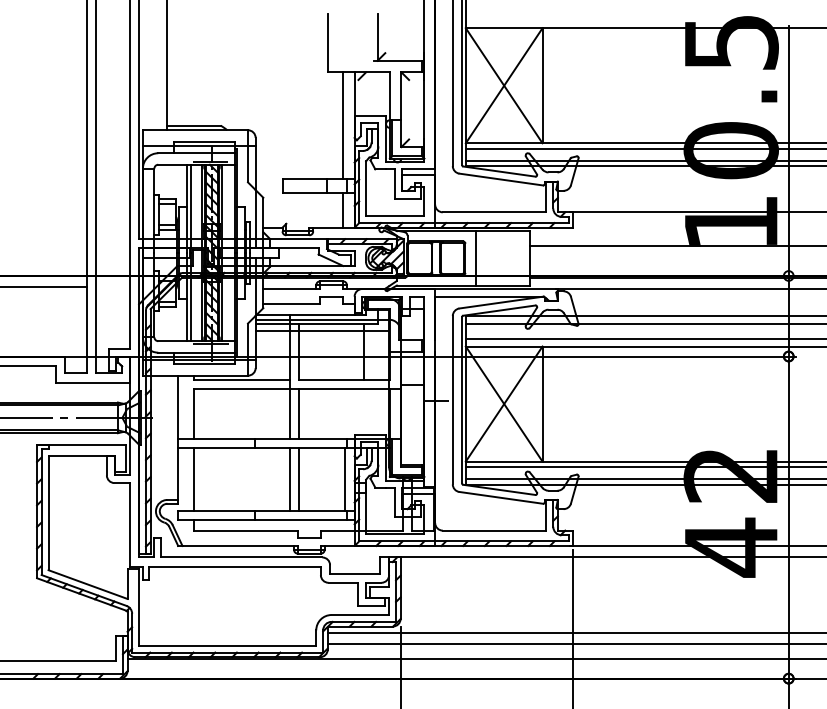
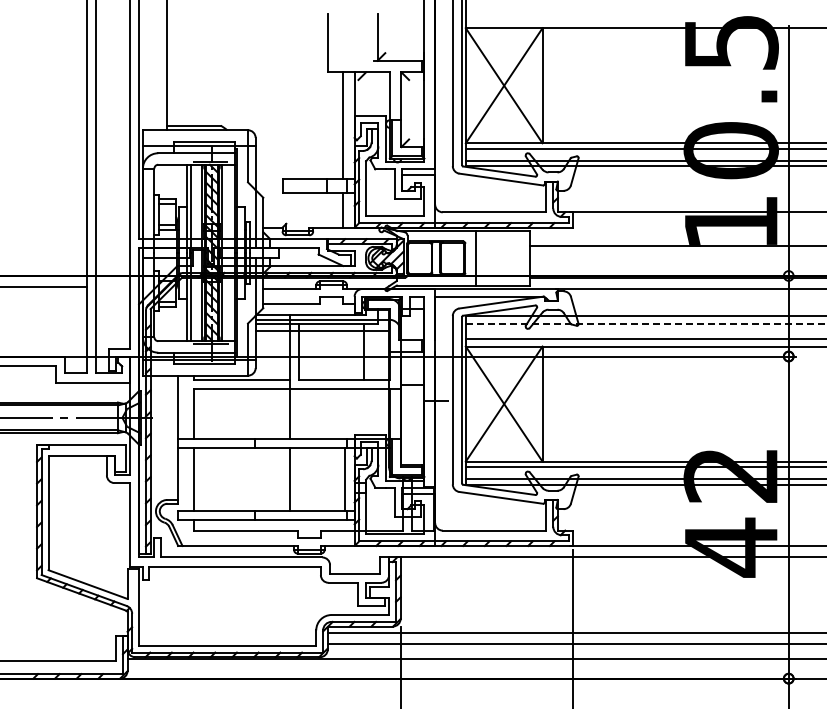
line: solid -> dashed (646, 323)
line: present -> none (299, 413)
line: present -> none (299, 478)
